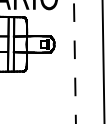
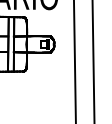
line: dashed -> solid (74, 61)
line position: (103, 61) -> (93, 61) (93, 61)
